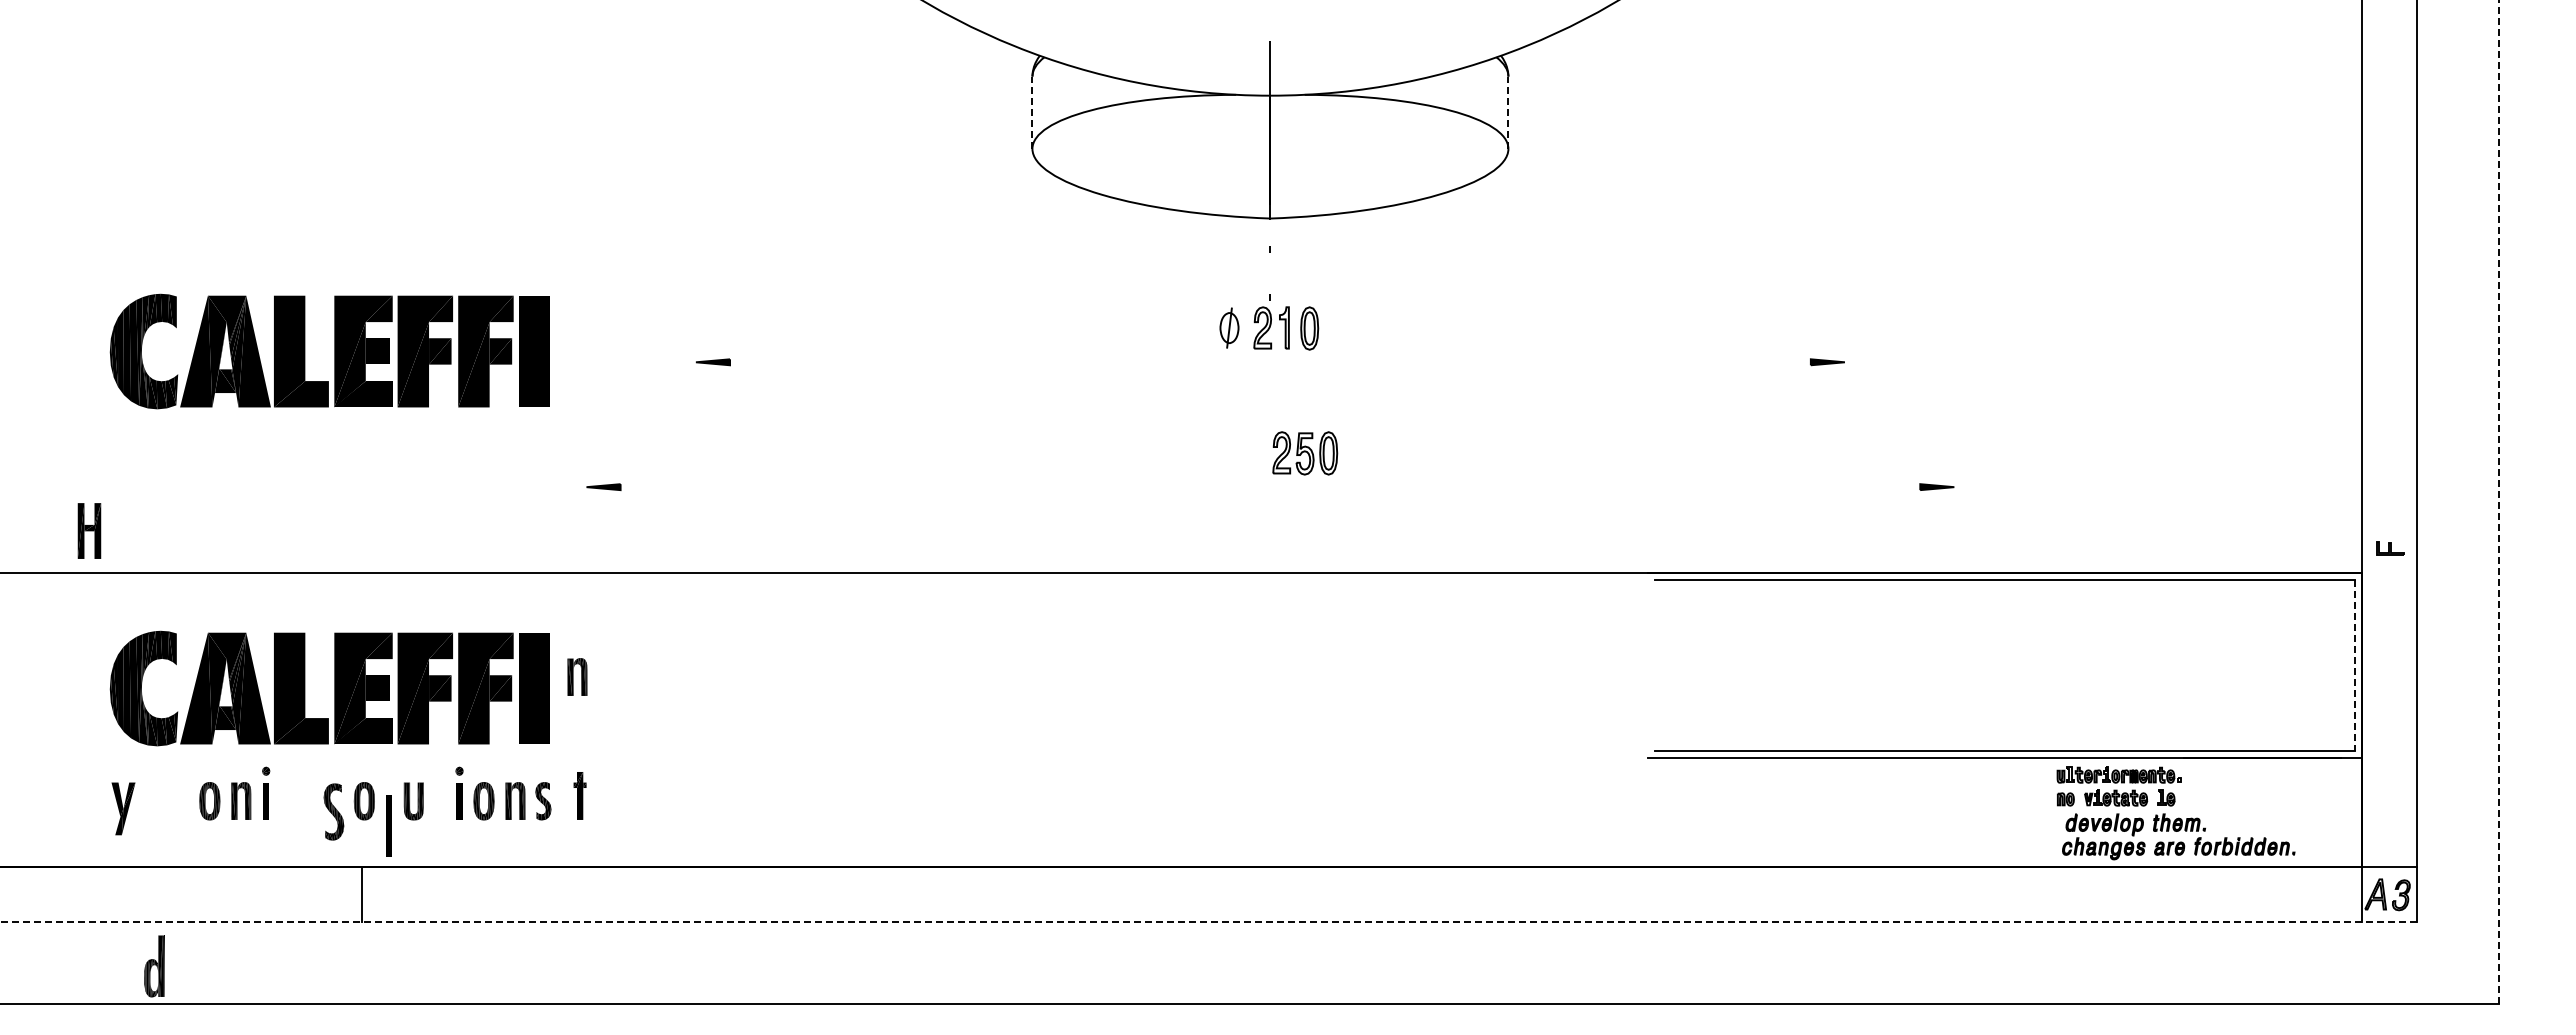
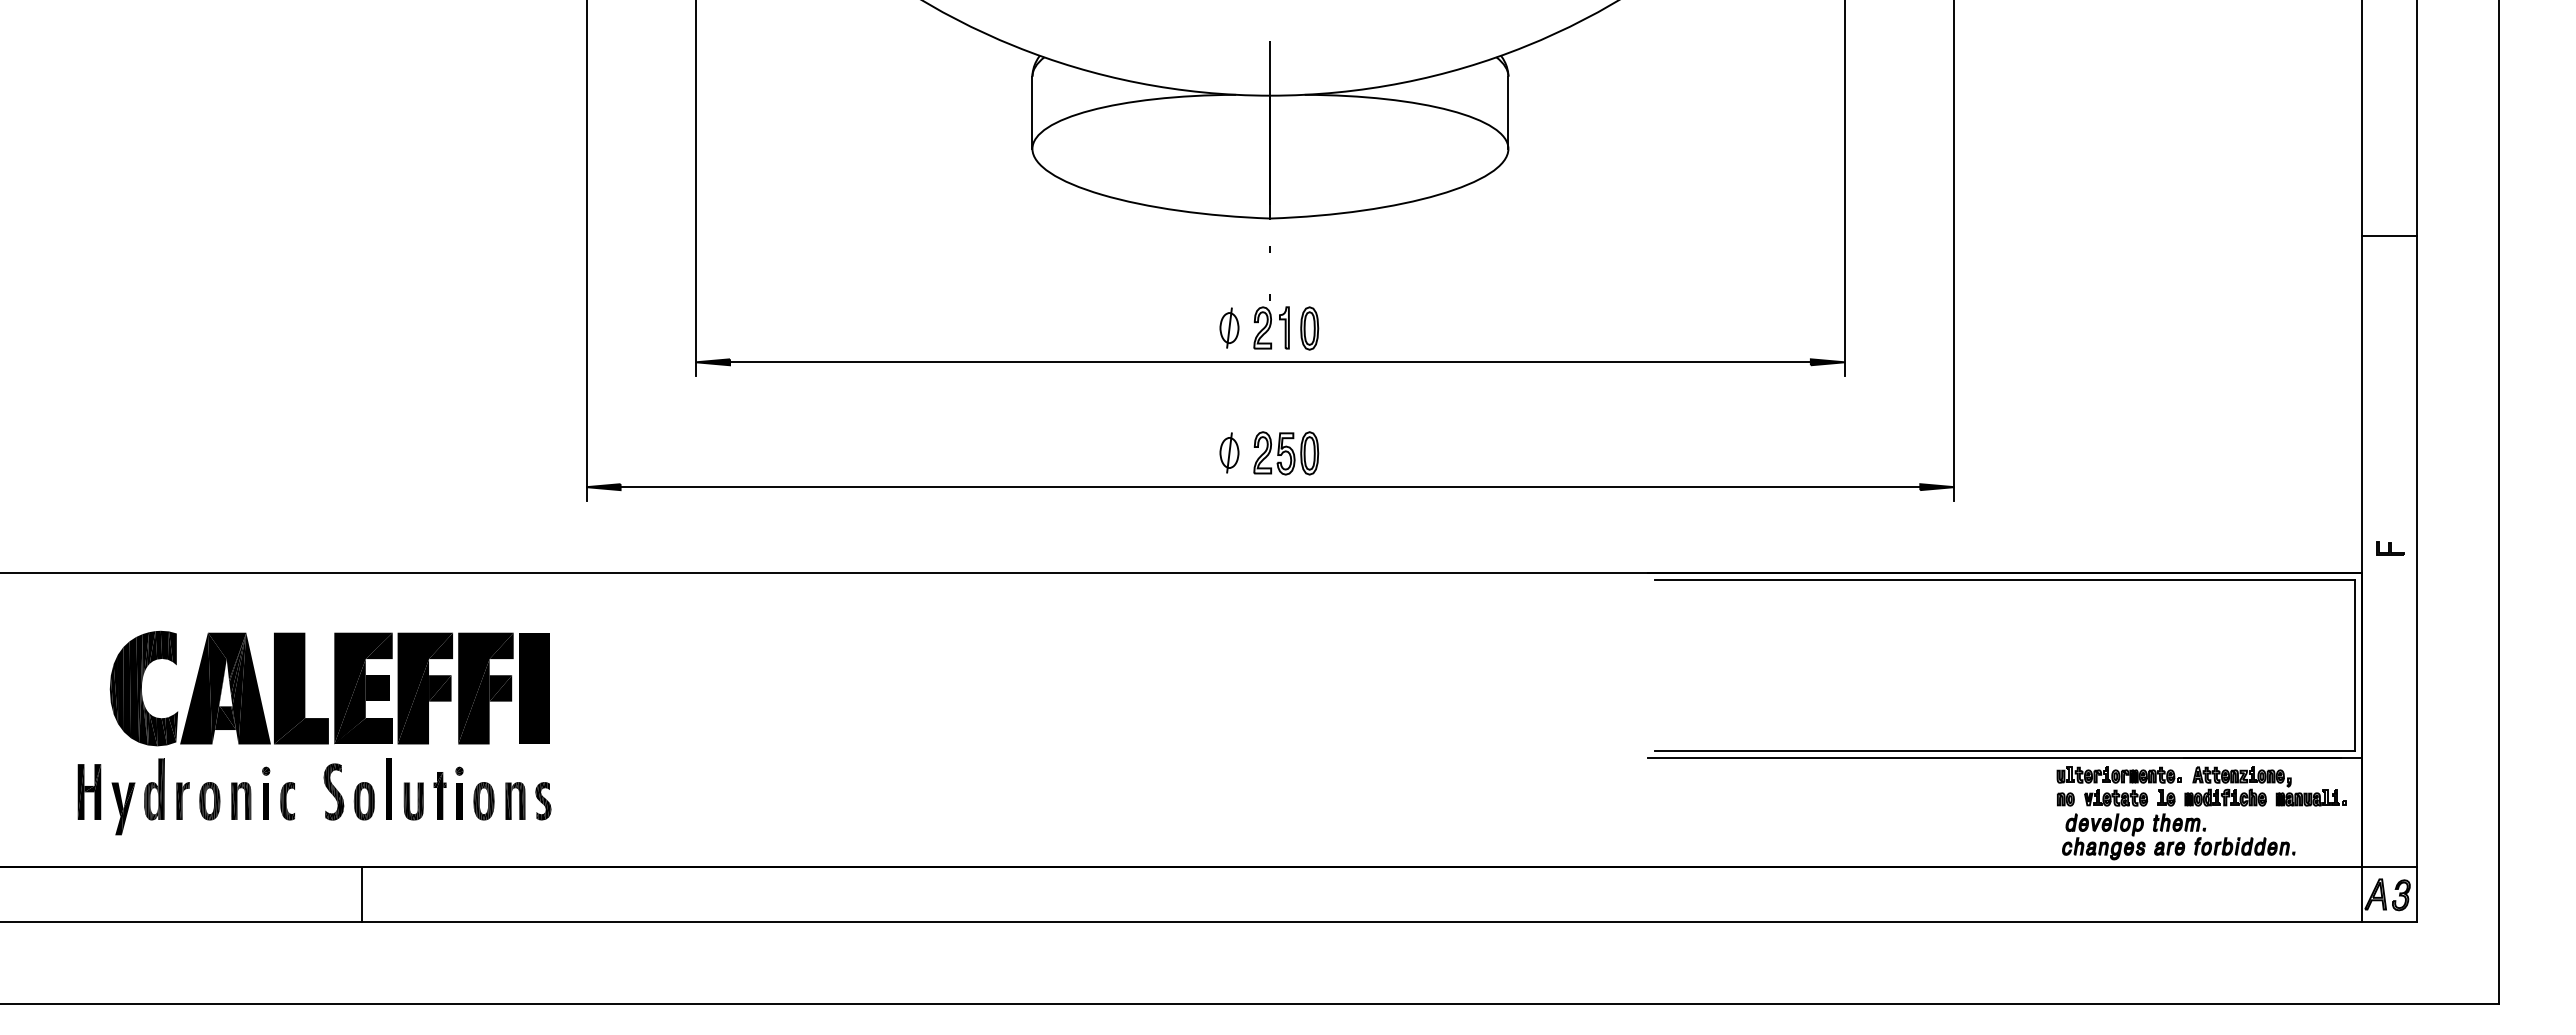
line: dashed -> solid (1032, 112)
line: dashed -> solid (1508, 112)
line: none -> present (695, 188)
line: none -> present (1844, 188)
line: none -> present (2388, 235)
line: none -> present (586, 251)
line: none -> present (1954, 251)
part: present -> none (329, 351)
line: none -> present (1270, 362)
part: none -> present (1229, 452)
part position: (1305, 453) -> (1286, 453) (1286, 453)
line: none -> present (1270, 487)
line: dashed -> solid (2498, 501)
part position: (89, 530) -> (89, 791) (89, 791)
line: dashed -> solid (2355, 665)
part: present -> none (577, 676)
part: none -> present (2265, 786)
part position: (579, 795) -> (439, 795) (439, 795)
part: none -> present (182, 800)
part: none -> present (287, 801)
part position: (333, 811) -> (333, 791) (333, 791)
part position: (388, 825) -> (388, 788) (388, 788)
line: dashed -> solid (1208, 921)
part position: (154, 966) -> (154, 789) (154, 789)
